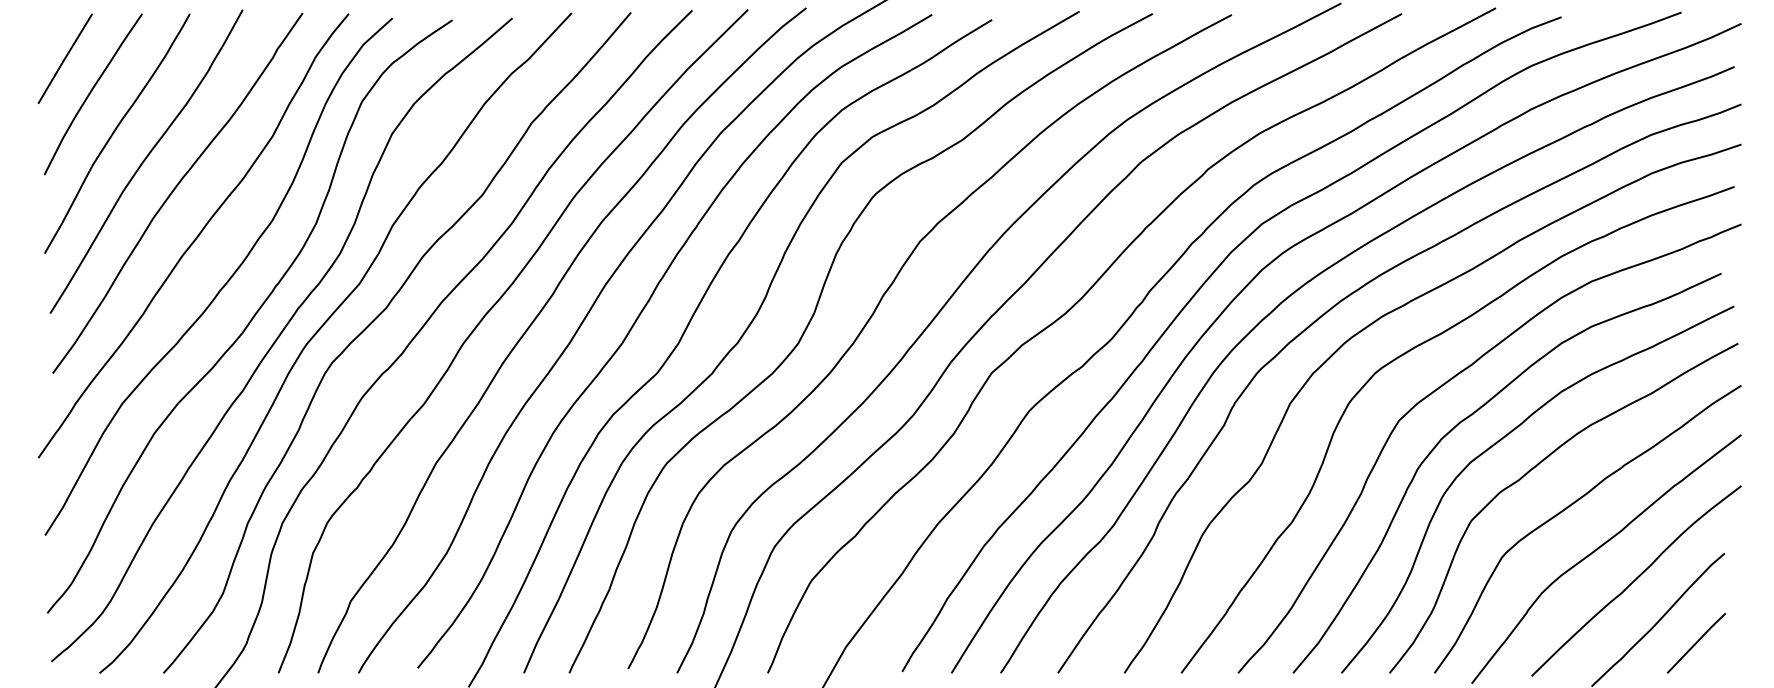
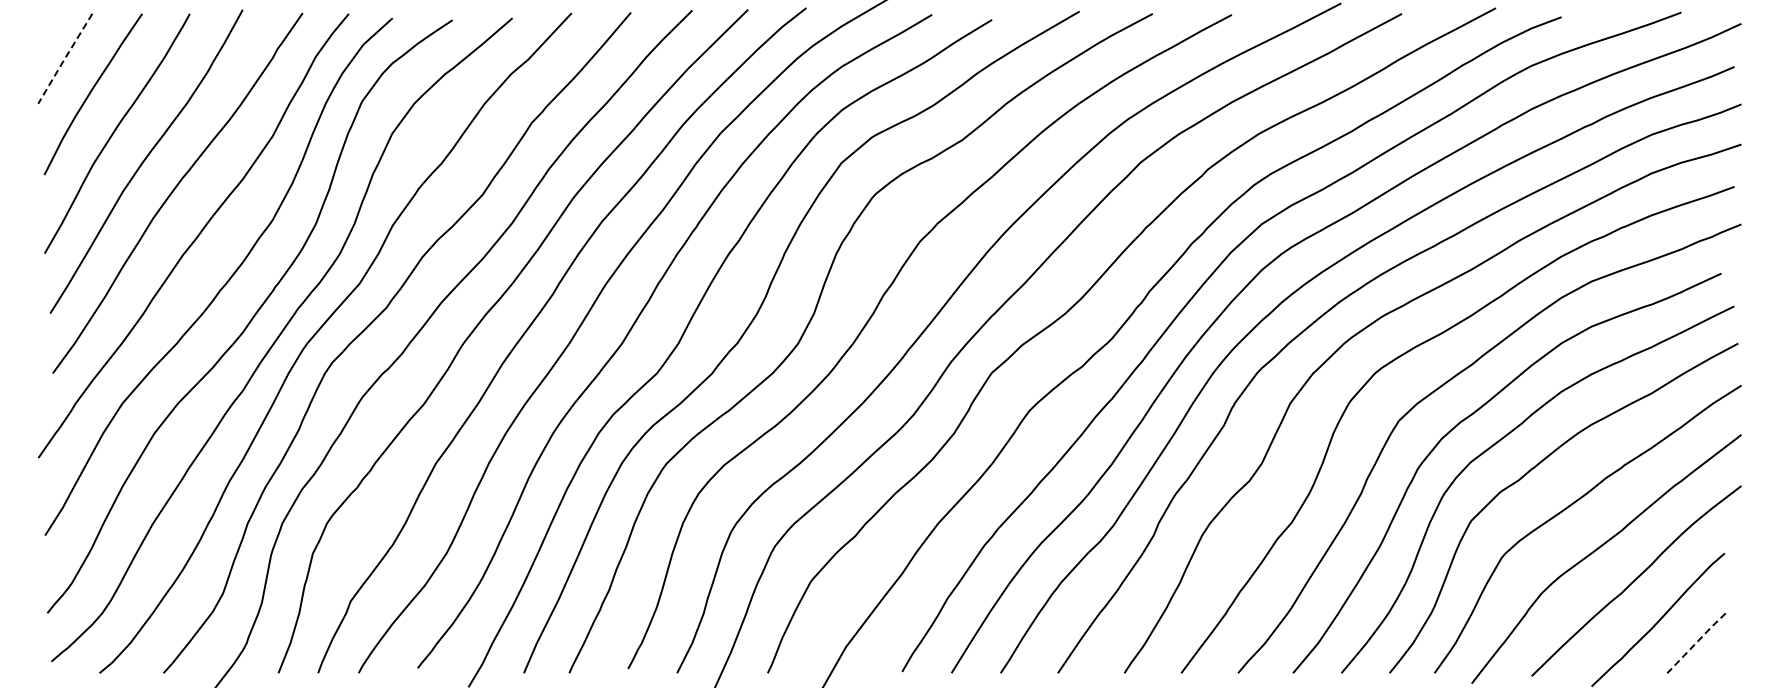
line: solid -> dashed (64, 59)
line: solid -> dashed (1696, 642)
